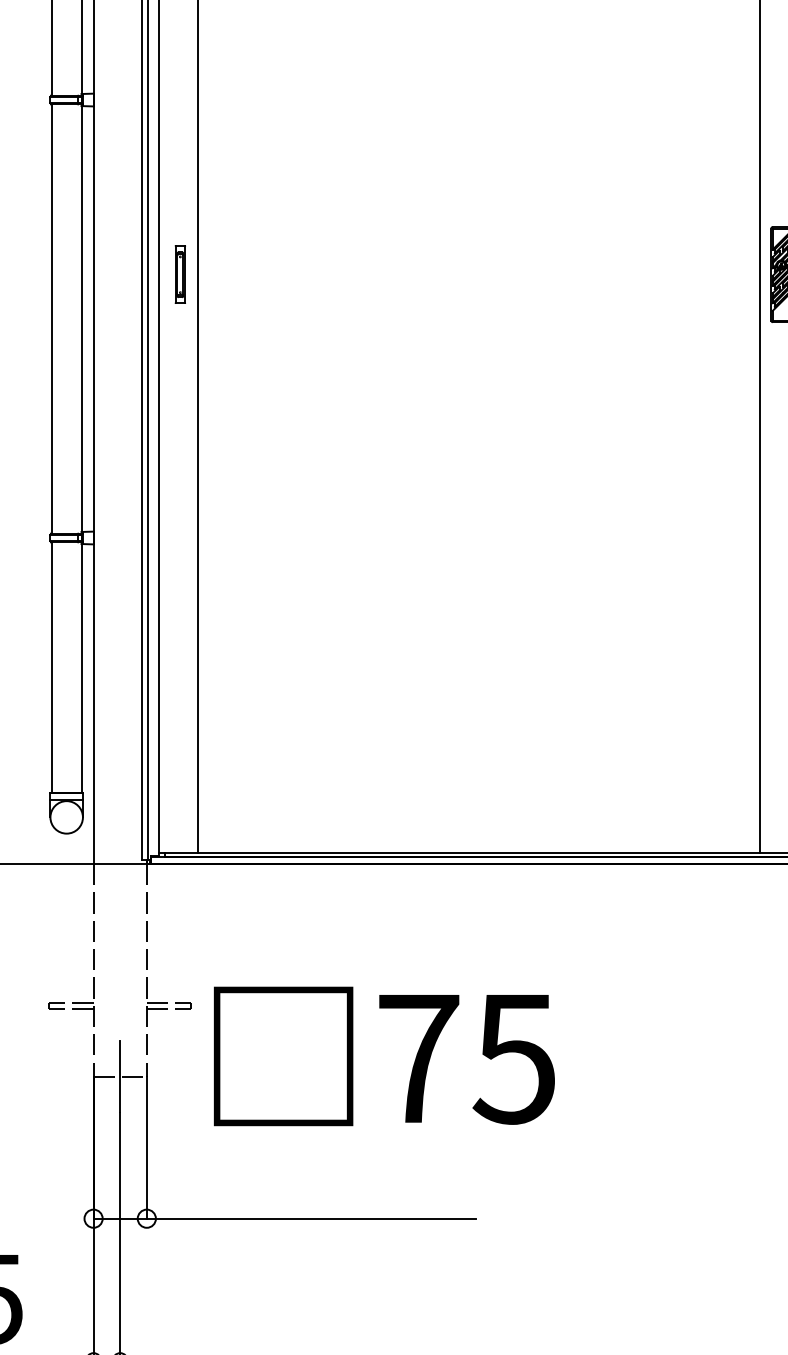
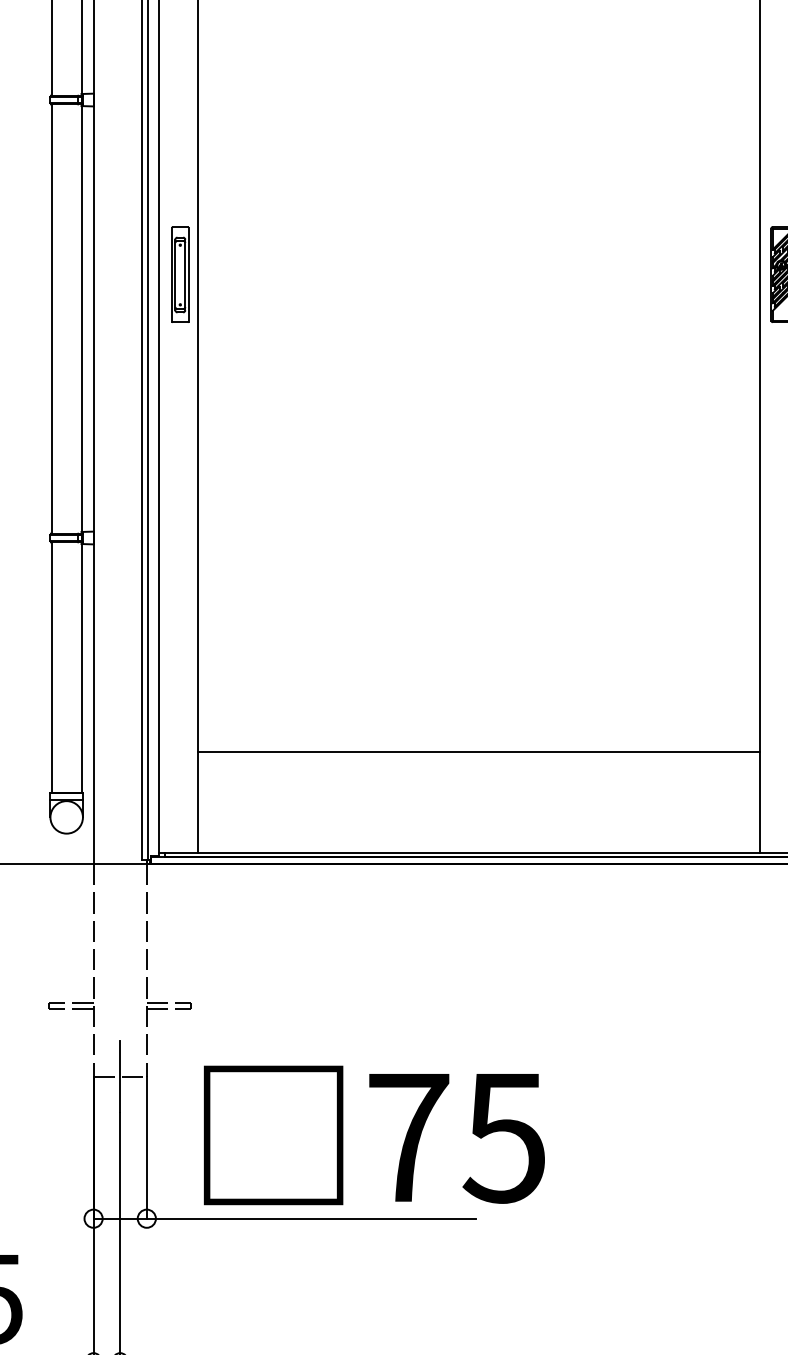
part size: 12x59 px -> 19x97 px (180, 274)
line: none -> present (478, 752)
text position: (384, 1056) -> (374, 1135) (374, 1135)
